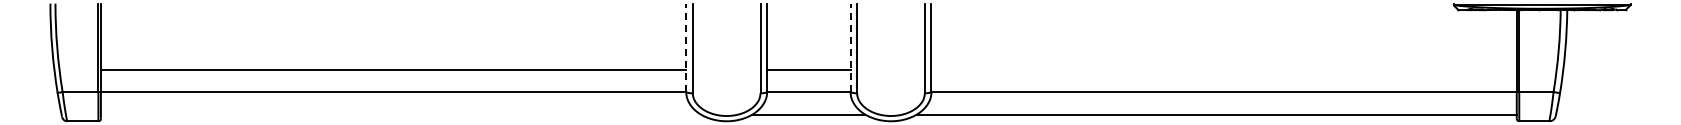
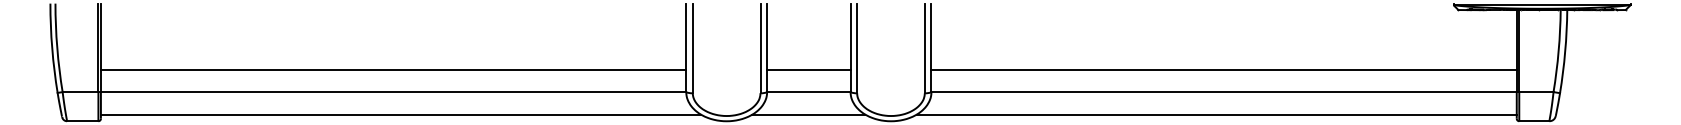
line: dashed -> solid (686, 47)
line: dashed -> solid (850, 47)
line: none -> present (1223, 69)
line: none -> present (400, 114)
